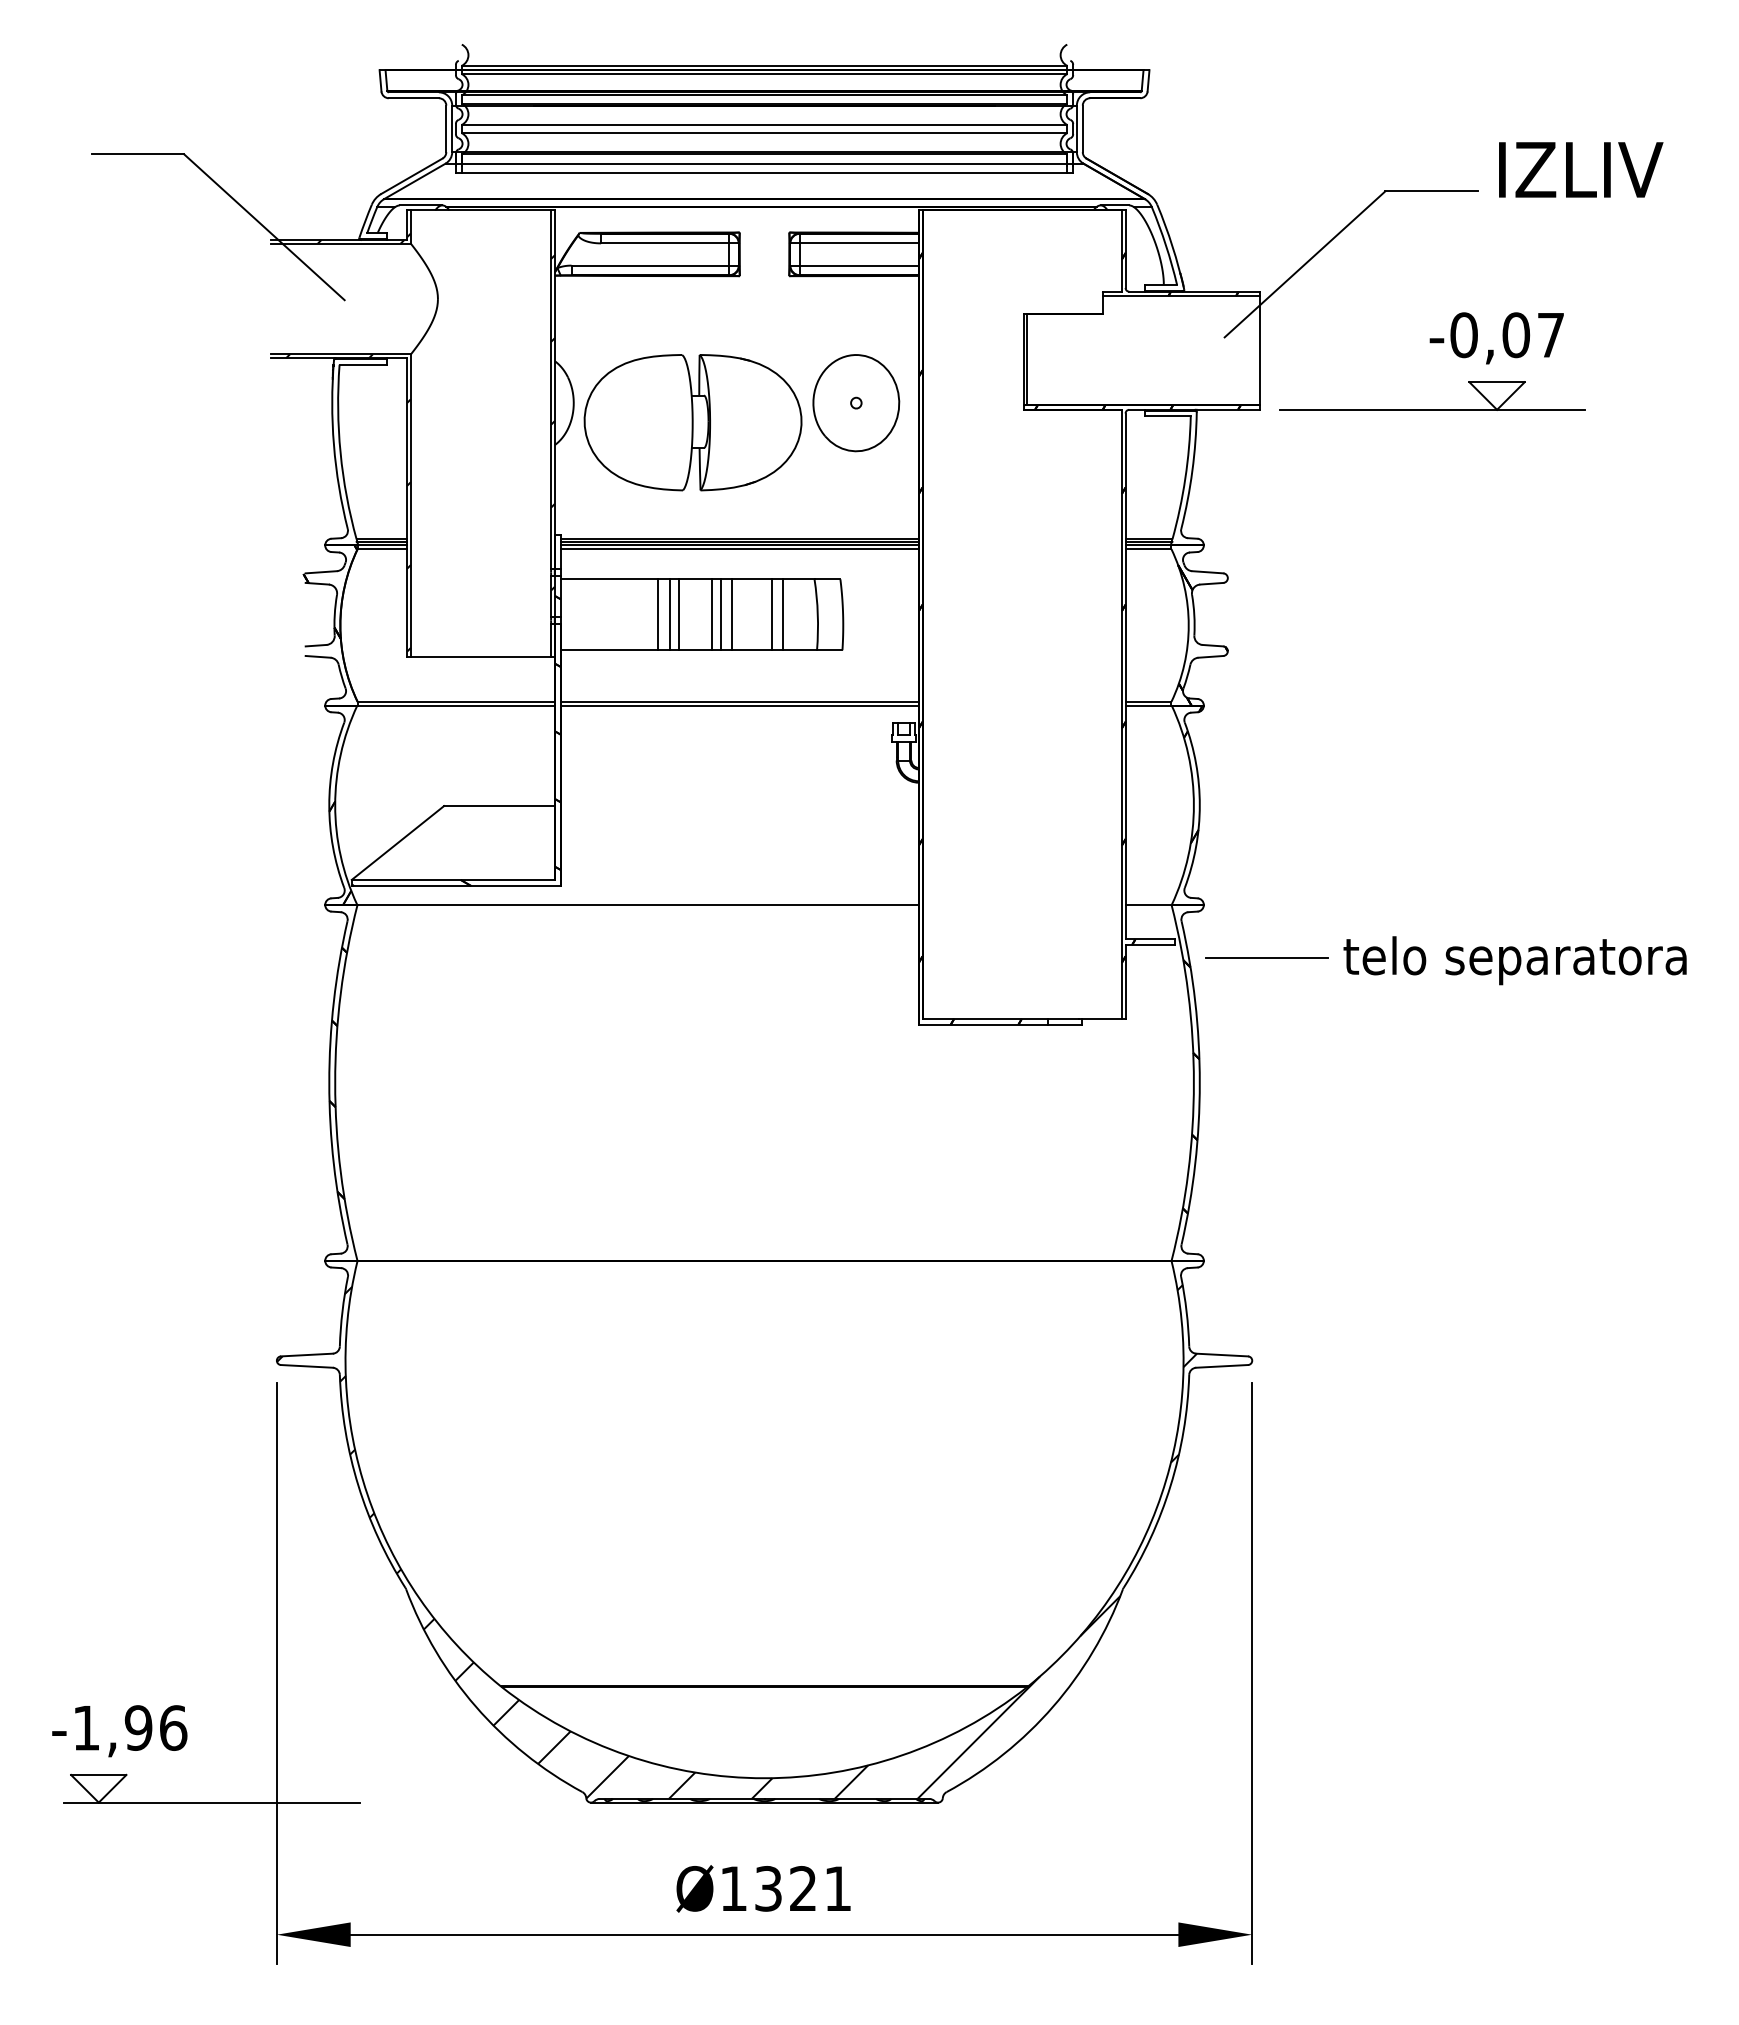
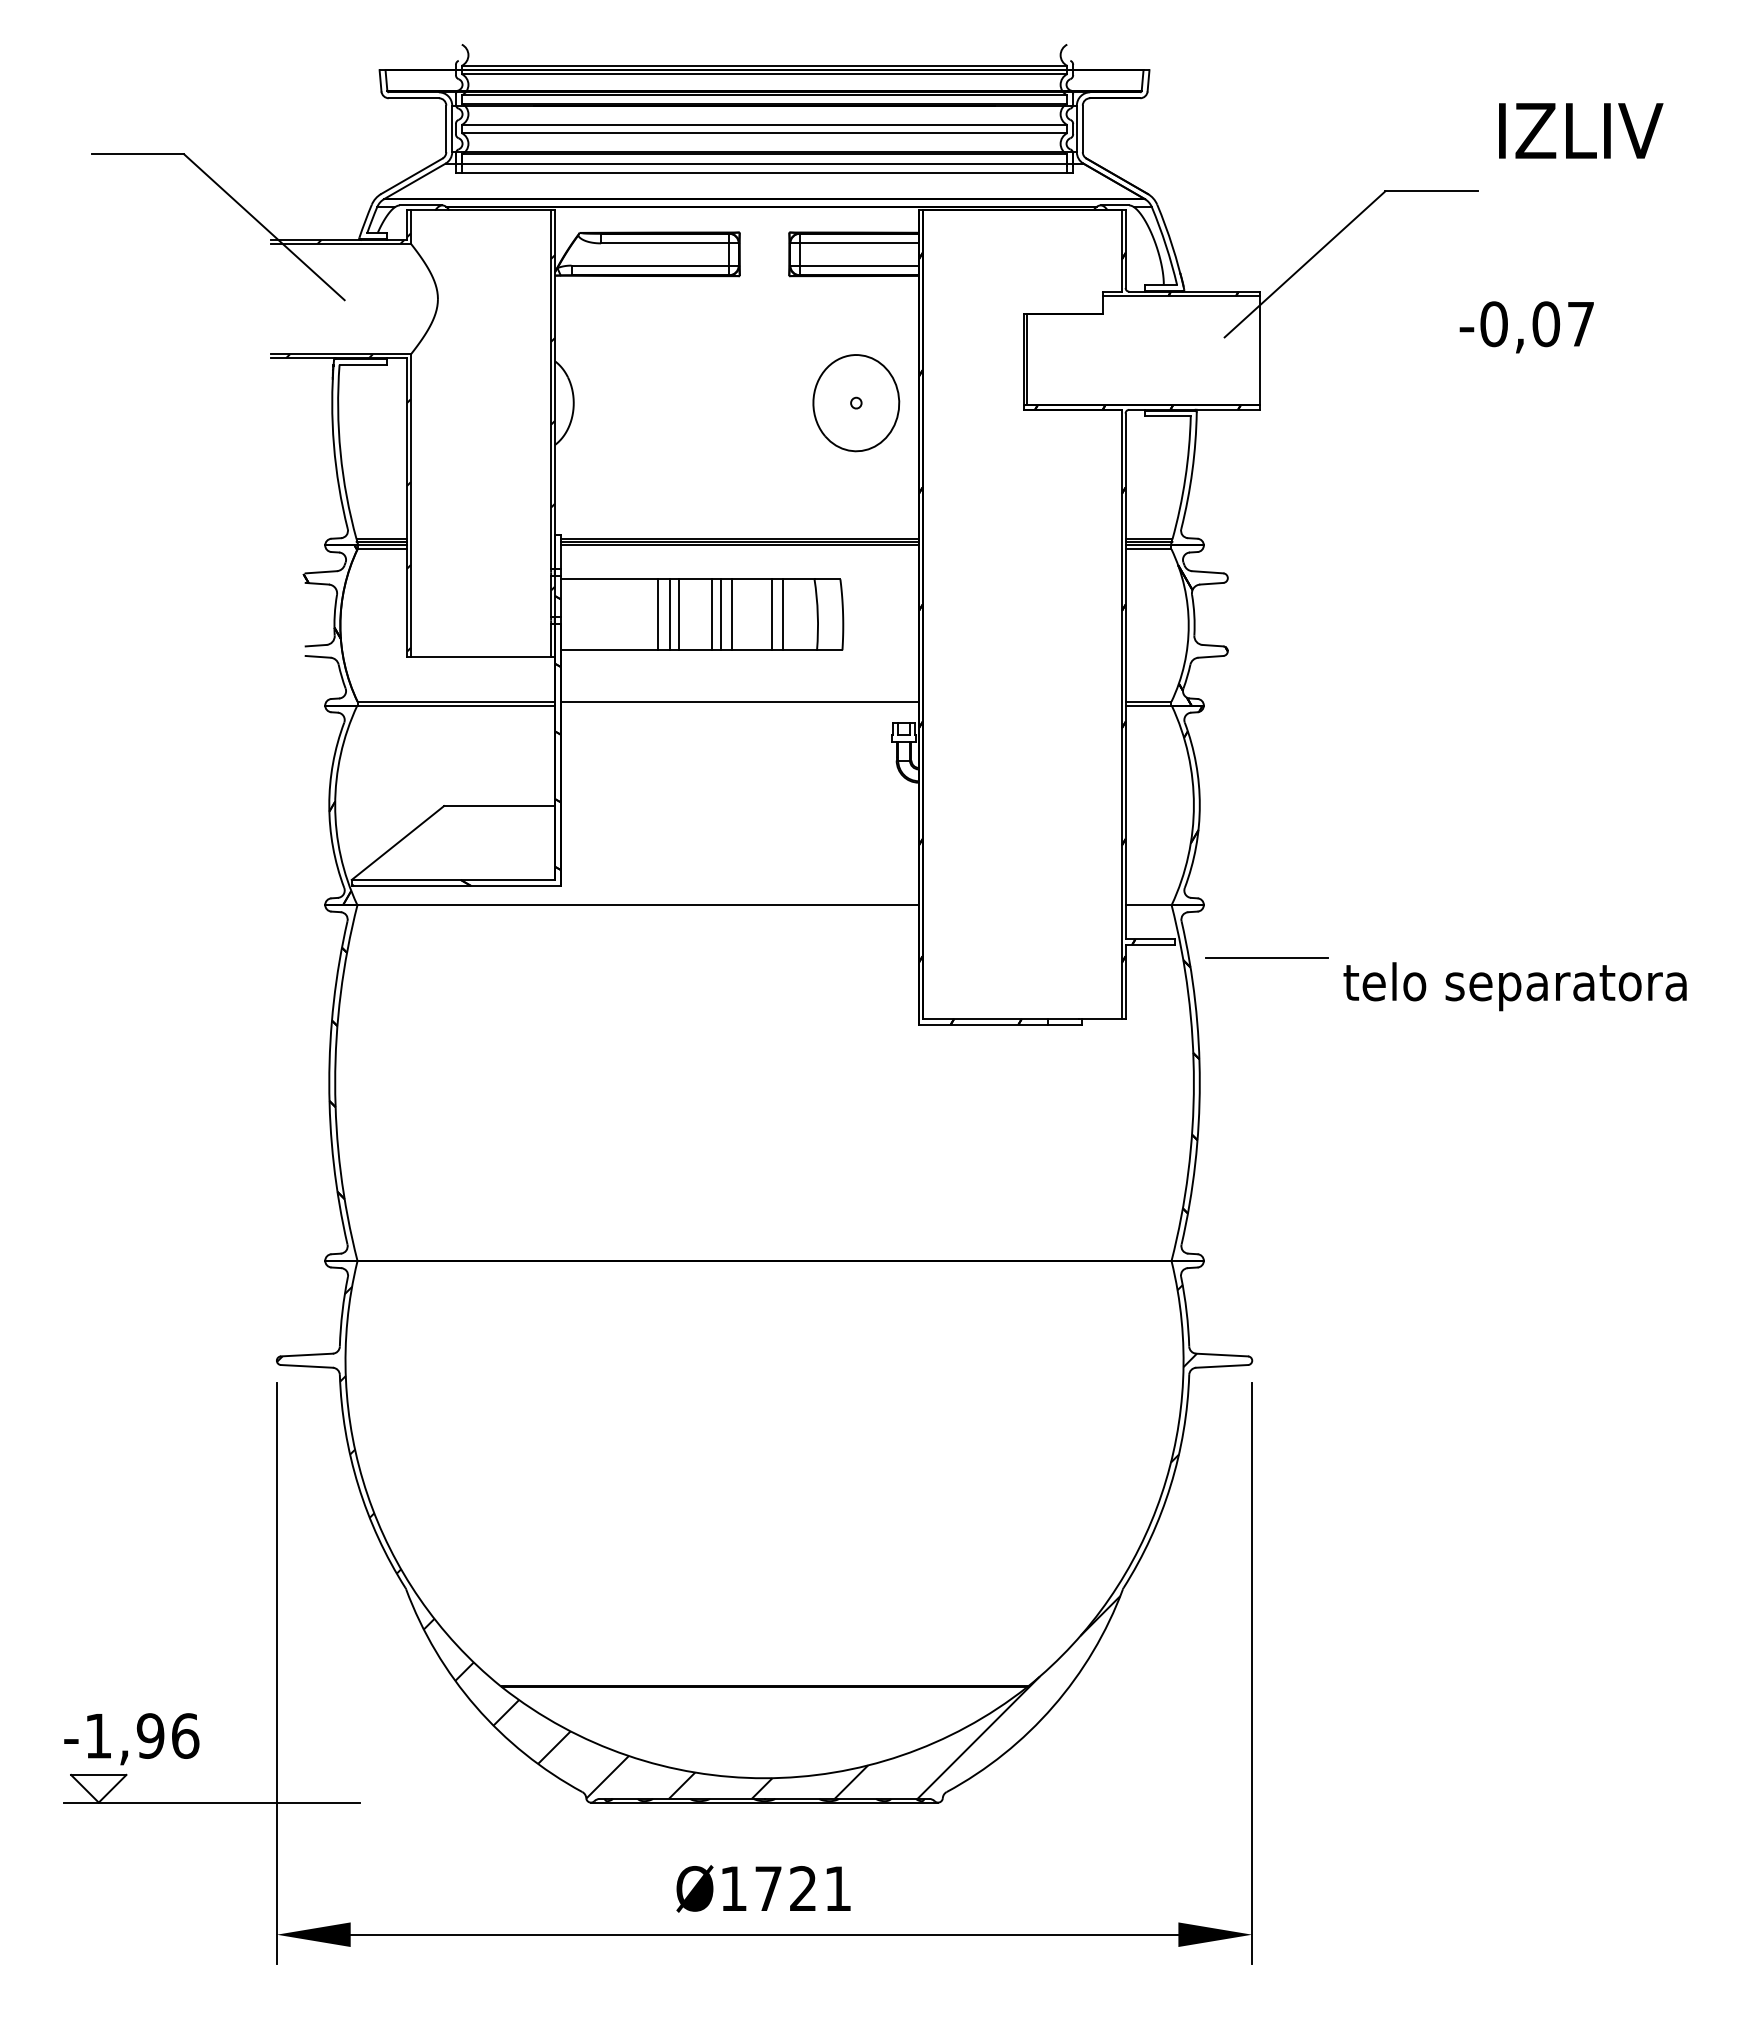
text position: (1581, 169) -> (1581, 130) (1581, 130)
text position: (1496, 338) -> (1526, 327) (1526, 327)
part: present -> none (1432, 409)
part: present -> none (692, 422)
line: present -> none (739, 549)
line: present -> none (739, 705)
text position: (1514, 960) -> (1514, 986) (1514, 986)
text position: (119, 1731) -> (131, 1739) (131, 1739)
text: Ø1321 -> Ø1721 (768, 1888)
